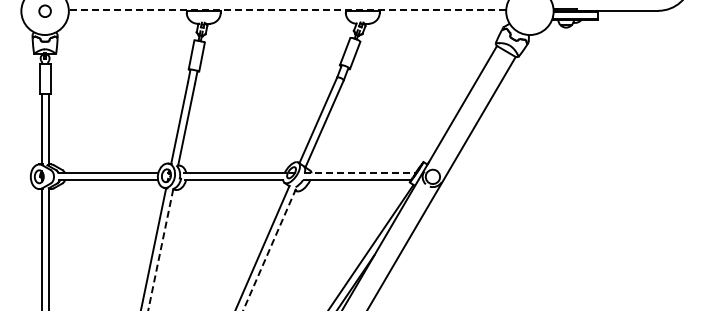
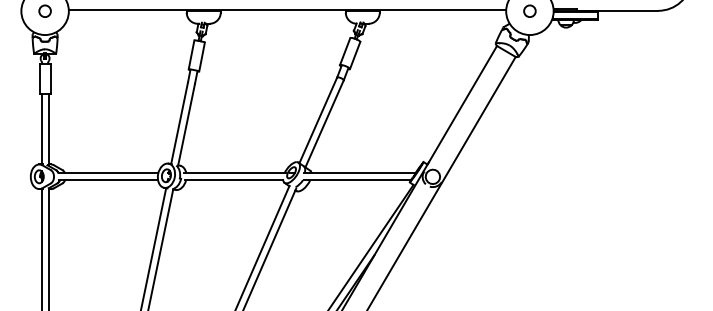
line: dashed -> solid (287, 10)
circle: none -> present (529, 10)
line: dashed -> solid (359, 173)
line: dashed -> solid (160, 249)
line: dashed -> solid (269, 249)
